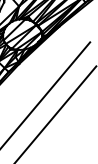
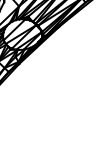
line: present -> none (46, 94)
line: present -> none (55, 114)
